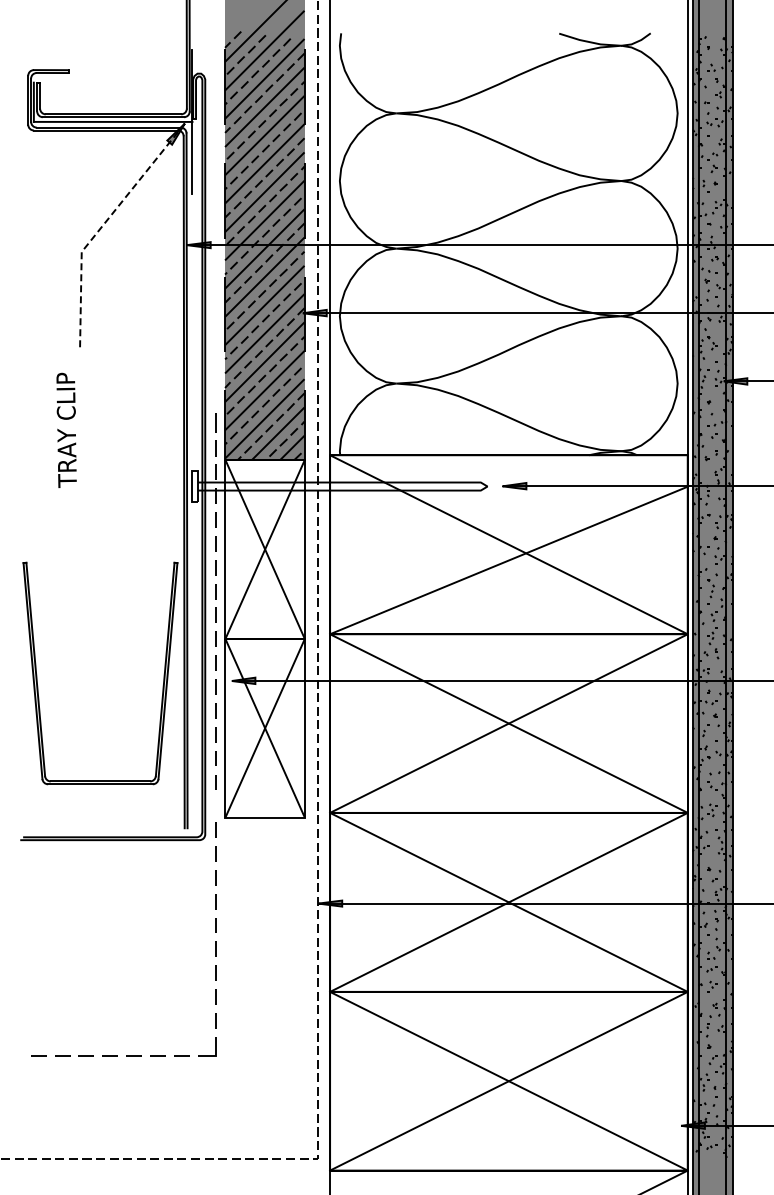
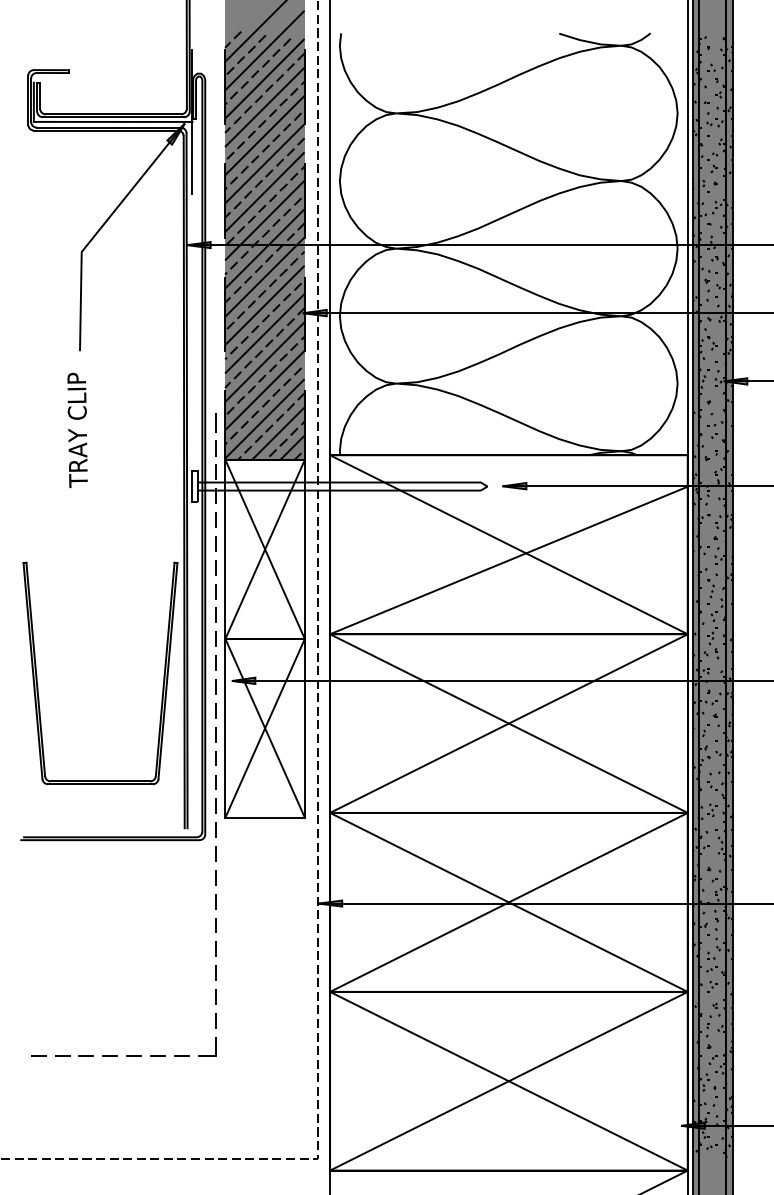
line: dashed -> solid (101, 227)
text position: (66, 429) -> (77, 429) (77, 429)
line: none -> present (215, 805)
